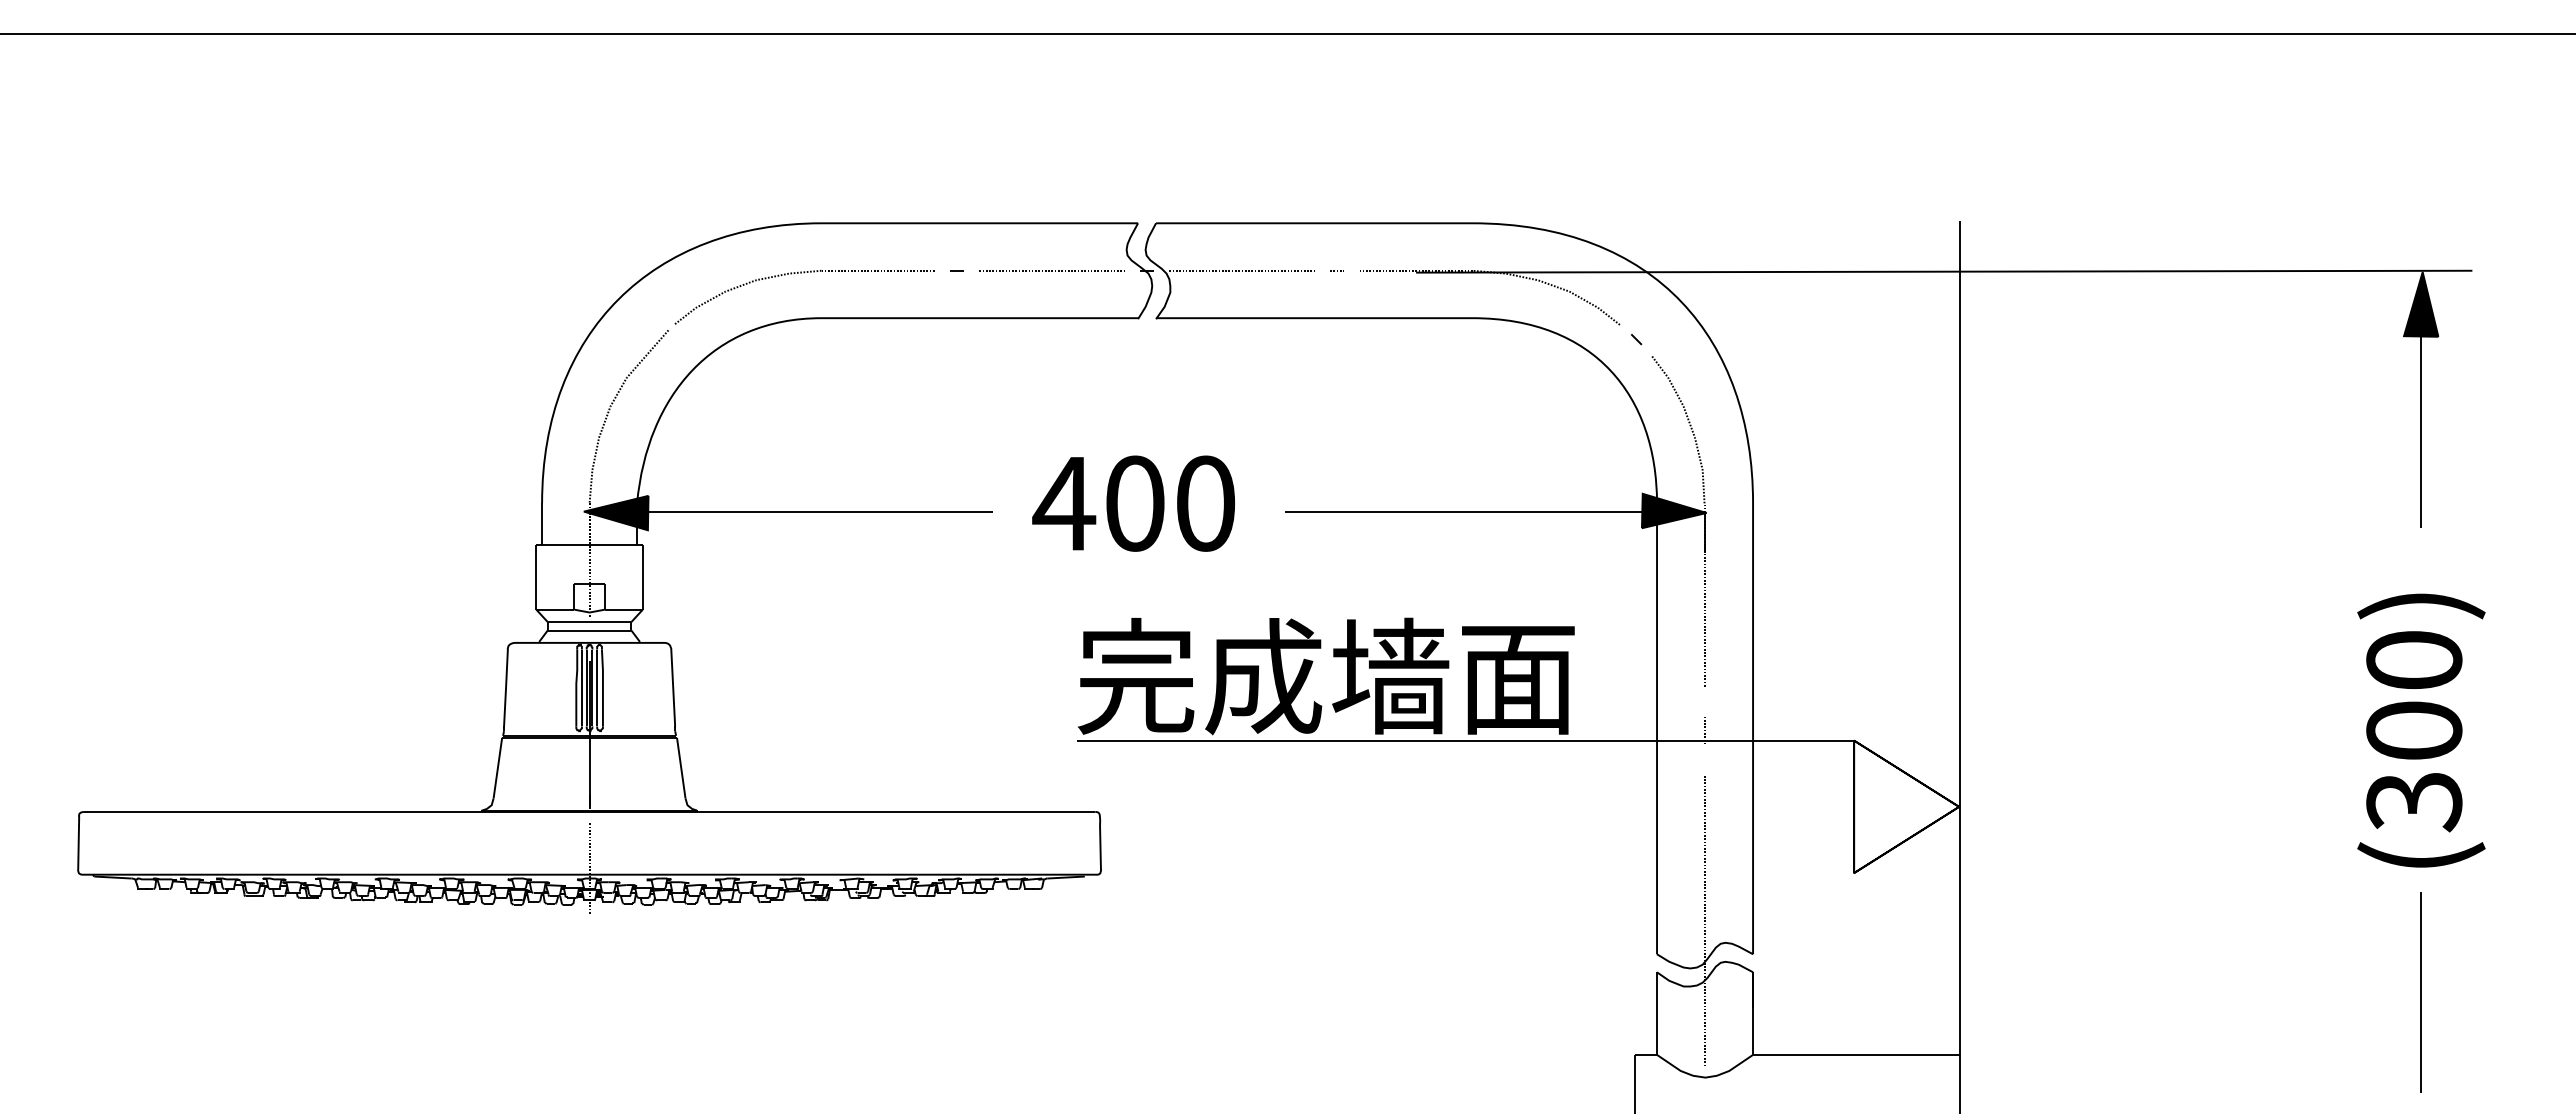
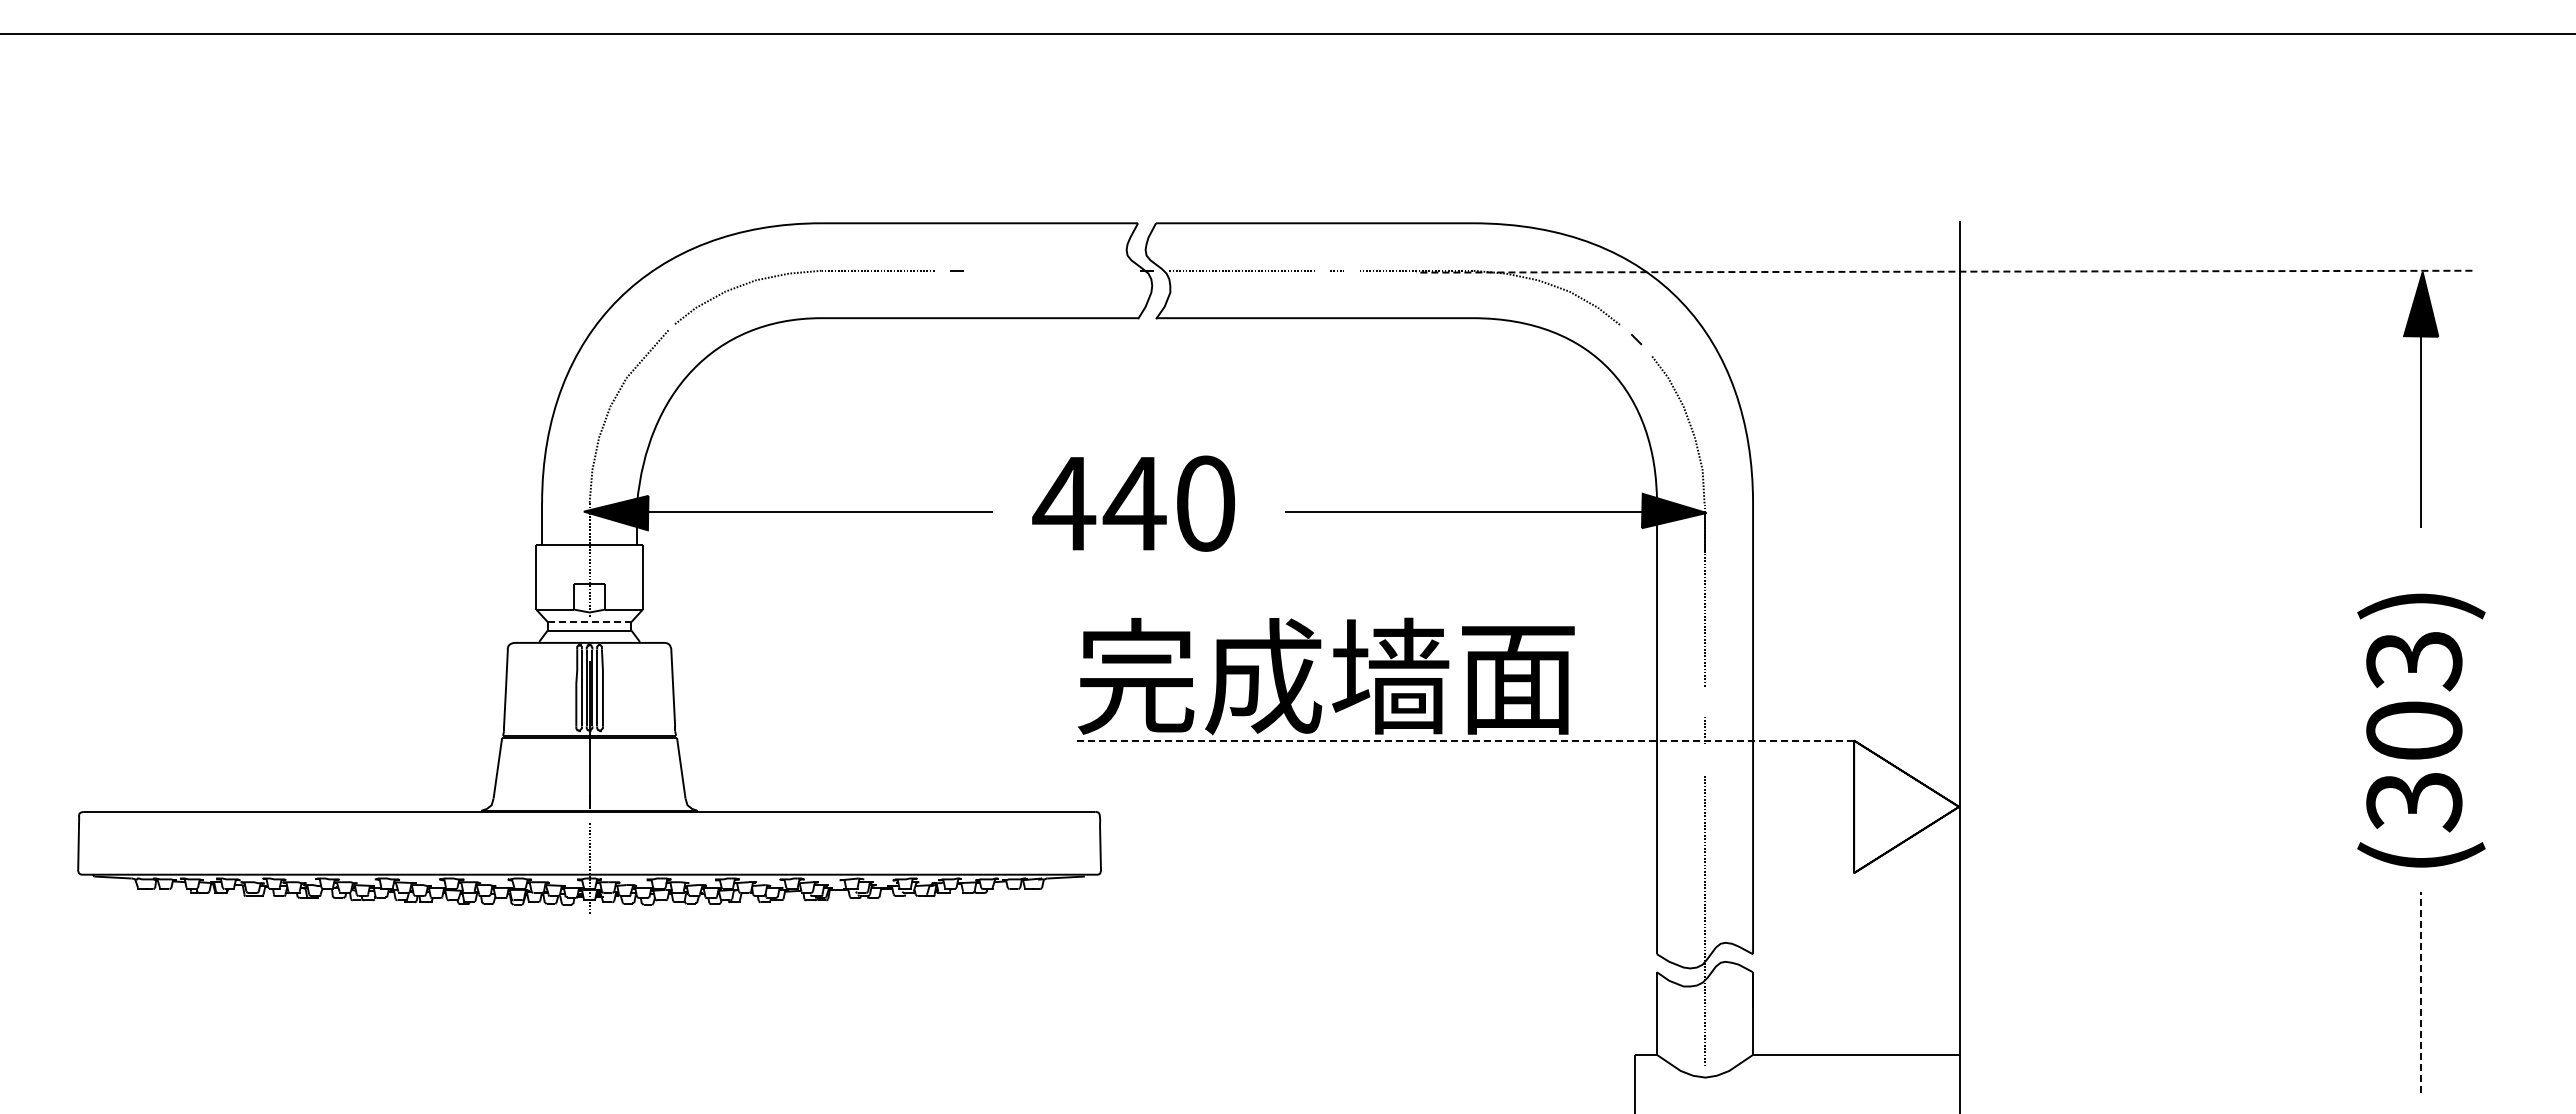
line: present -> none (1051, 270)
line: solid -> dashed (1943, 271)
text: 400 -> 440 (1134, 503)
line: solid -> dashed (589, 622)
text: (300) -> (303) (2414, 661)
line: solid -> dashed (1465, 740)
line: solid -> dashed (2421, 992)
